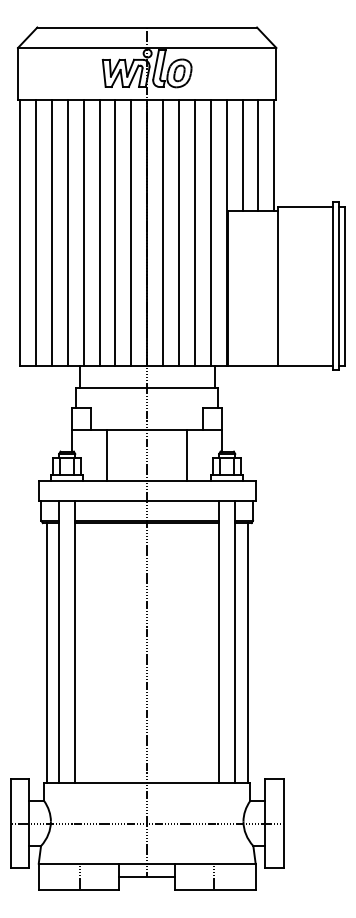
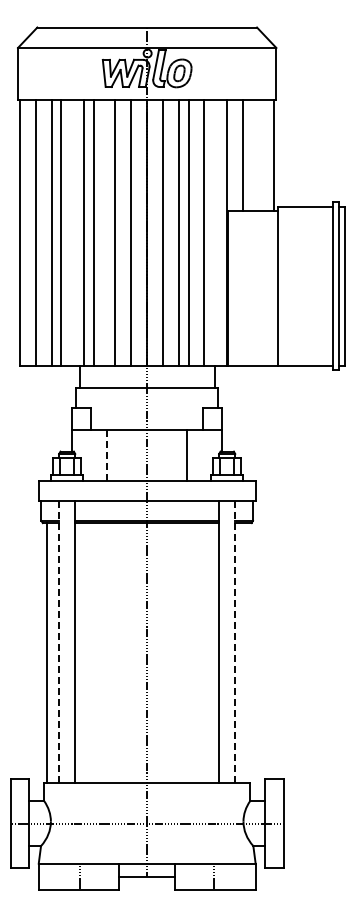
line: present -> none (258, 155)
line position: (67, 232) -> (60, 232) (60, 232)
line position: (99, 232) -> (93, 232) (93, 232)
line position: (194, 232) -> (188, 232) (188, 232)
line position: (210, 232) -> (203, 232) (203, 232)
line: solid -> dashed (107, 455)
line: solid -> dashed (59, 642)
line: solid -> dashed (235, 642)
line: present -> none (247, 653)
